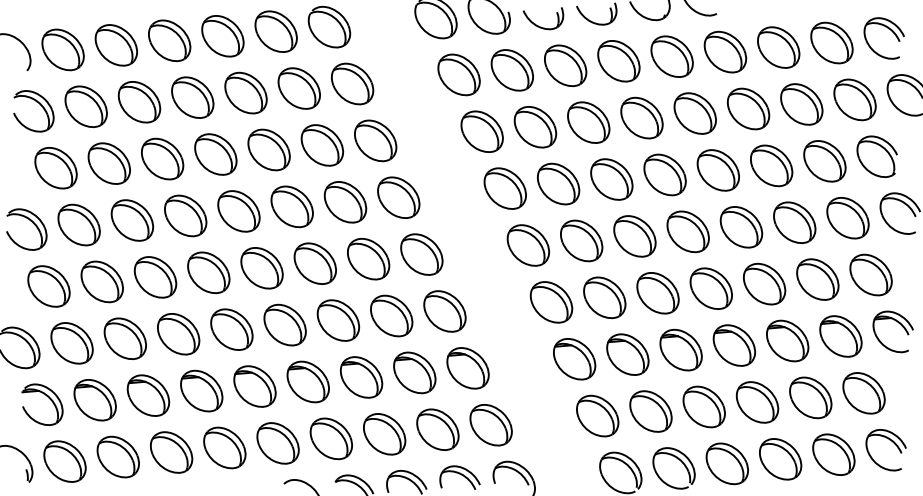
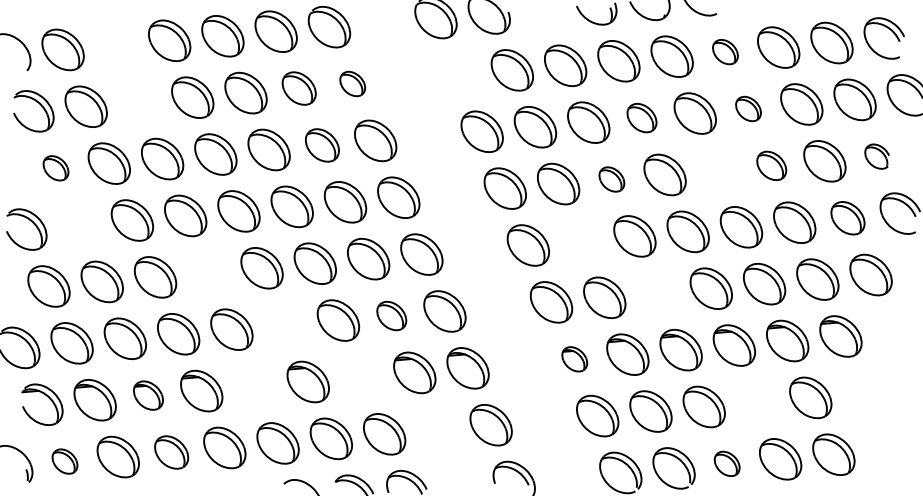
part: present -> none (541, 26)
part: present -> none (116, 45)
part size: 45x44 px -> 27x27 px (725, 52)
part: present -> none (458, 74)
part size: 44x44 px -> 28x28 px (352, 83)
part size: 44x43 px -> 36x35 px (298, 88)
part: present -> none (139, 102)
part size: 45x44 px -> 27x28 px (748, 108)
part size: 44x44 px -> 32x32 px (641, 117)
part size: 45x43 px -> 35x35 px (322, 145)
part size: 42x43 px -> 26x27 px (876, 156)
part size: 44x44 px -> 32x31 px (771, 165)
part size: 44x43 px -> 28x27 px (55, 168)
part: present -> none (717, 170)
part size: 44x43 px -> 28x27 px (611, 179)
part size: 44x43 px -> 36x35 px (847, 218)
part: present -> none (78, 224)
part: present -> none (581, 240)
part: present -> none (208, 272)
part: present -> none (657, 293)
part size: 44x44 px -> 32x32 px (391, 315)
part: present -> none (284, 324)
part: present -> none (899, 324)
part size: 44x43 px -> 28x27 px (574, 359)
part: present -> none (361, 377)
part: present -> none (254, 386)
part: present -> none (863, 393)
part size: 45x43 px -> 31x31 px (148, 395)
part: present -> none (757, 402)
part: present -> none (437, 429)
part: present -> none (892, 442)
part size: 44x43 px -> 36x35 px (171, 452)
part size: 44x43 px -> 28x27 px (64, 461)
part size: 44x44 px -> 28x27 px (726, 463)
part: present -> none (459, 477)
